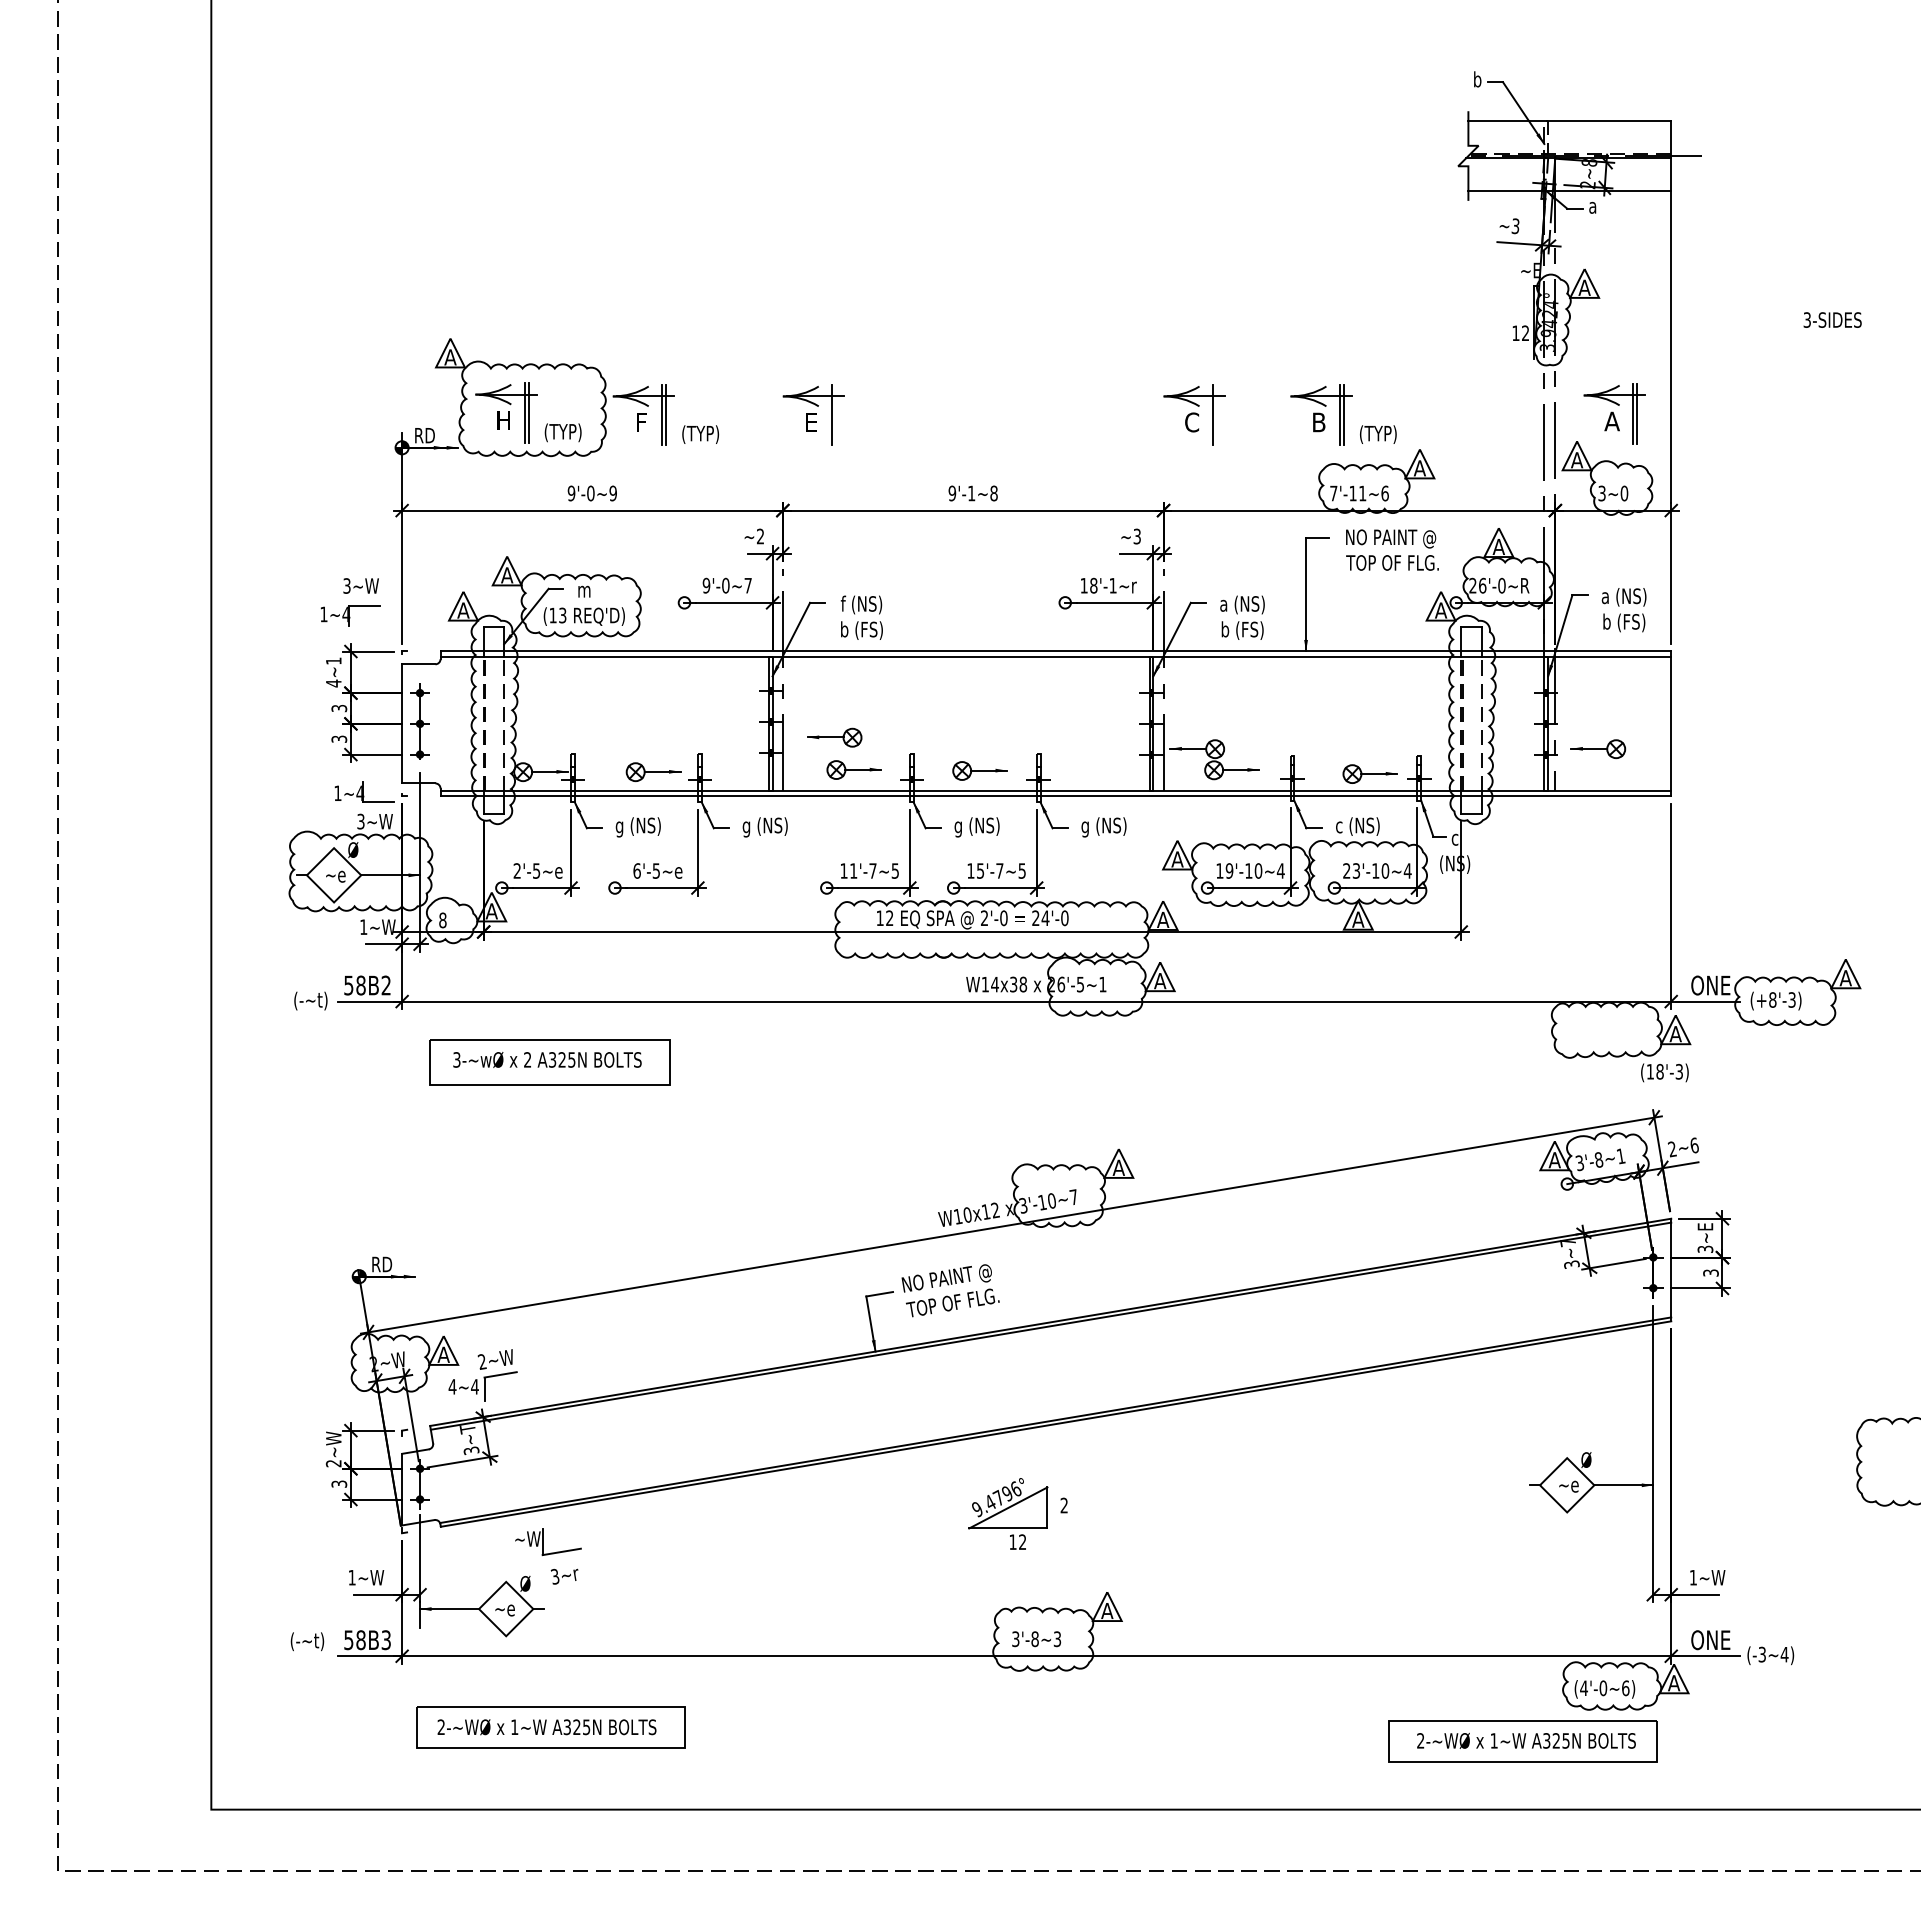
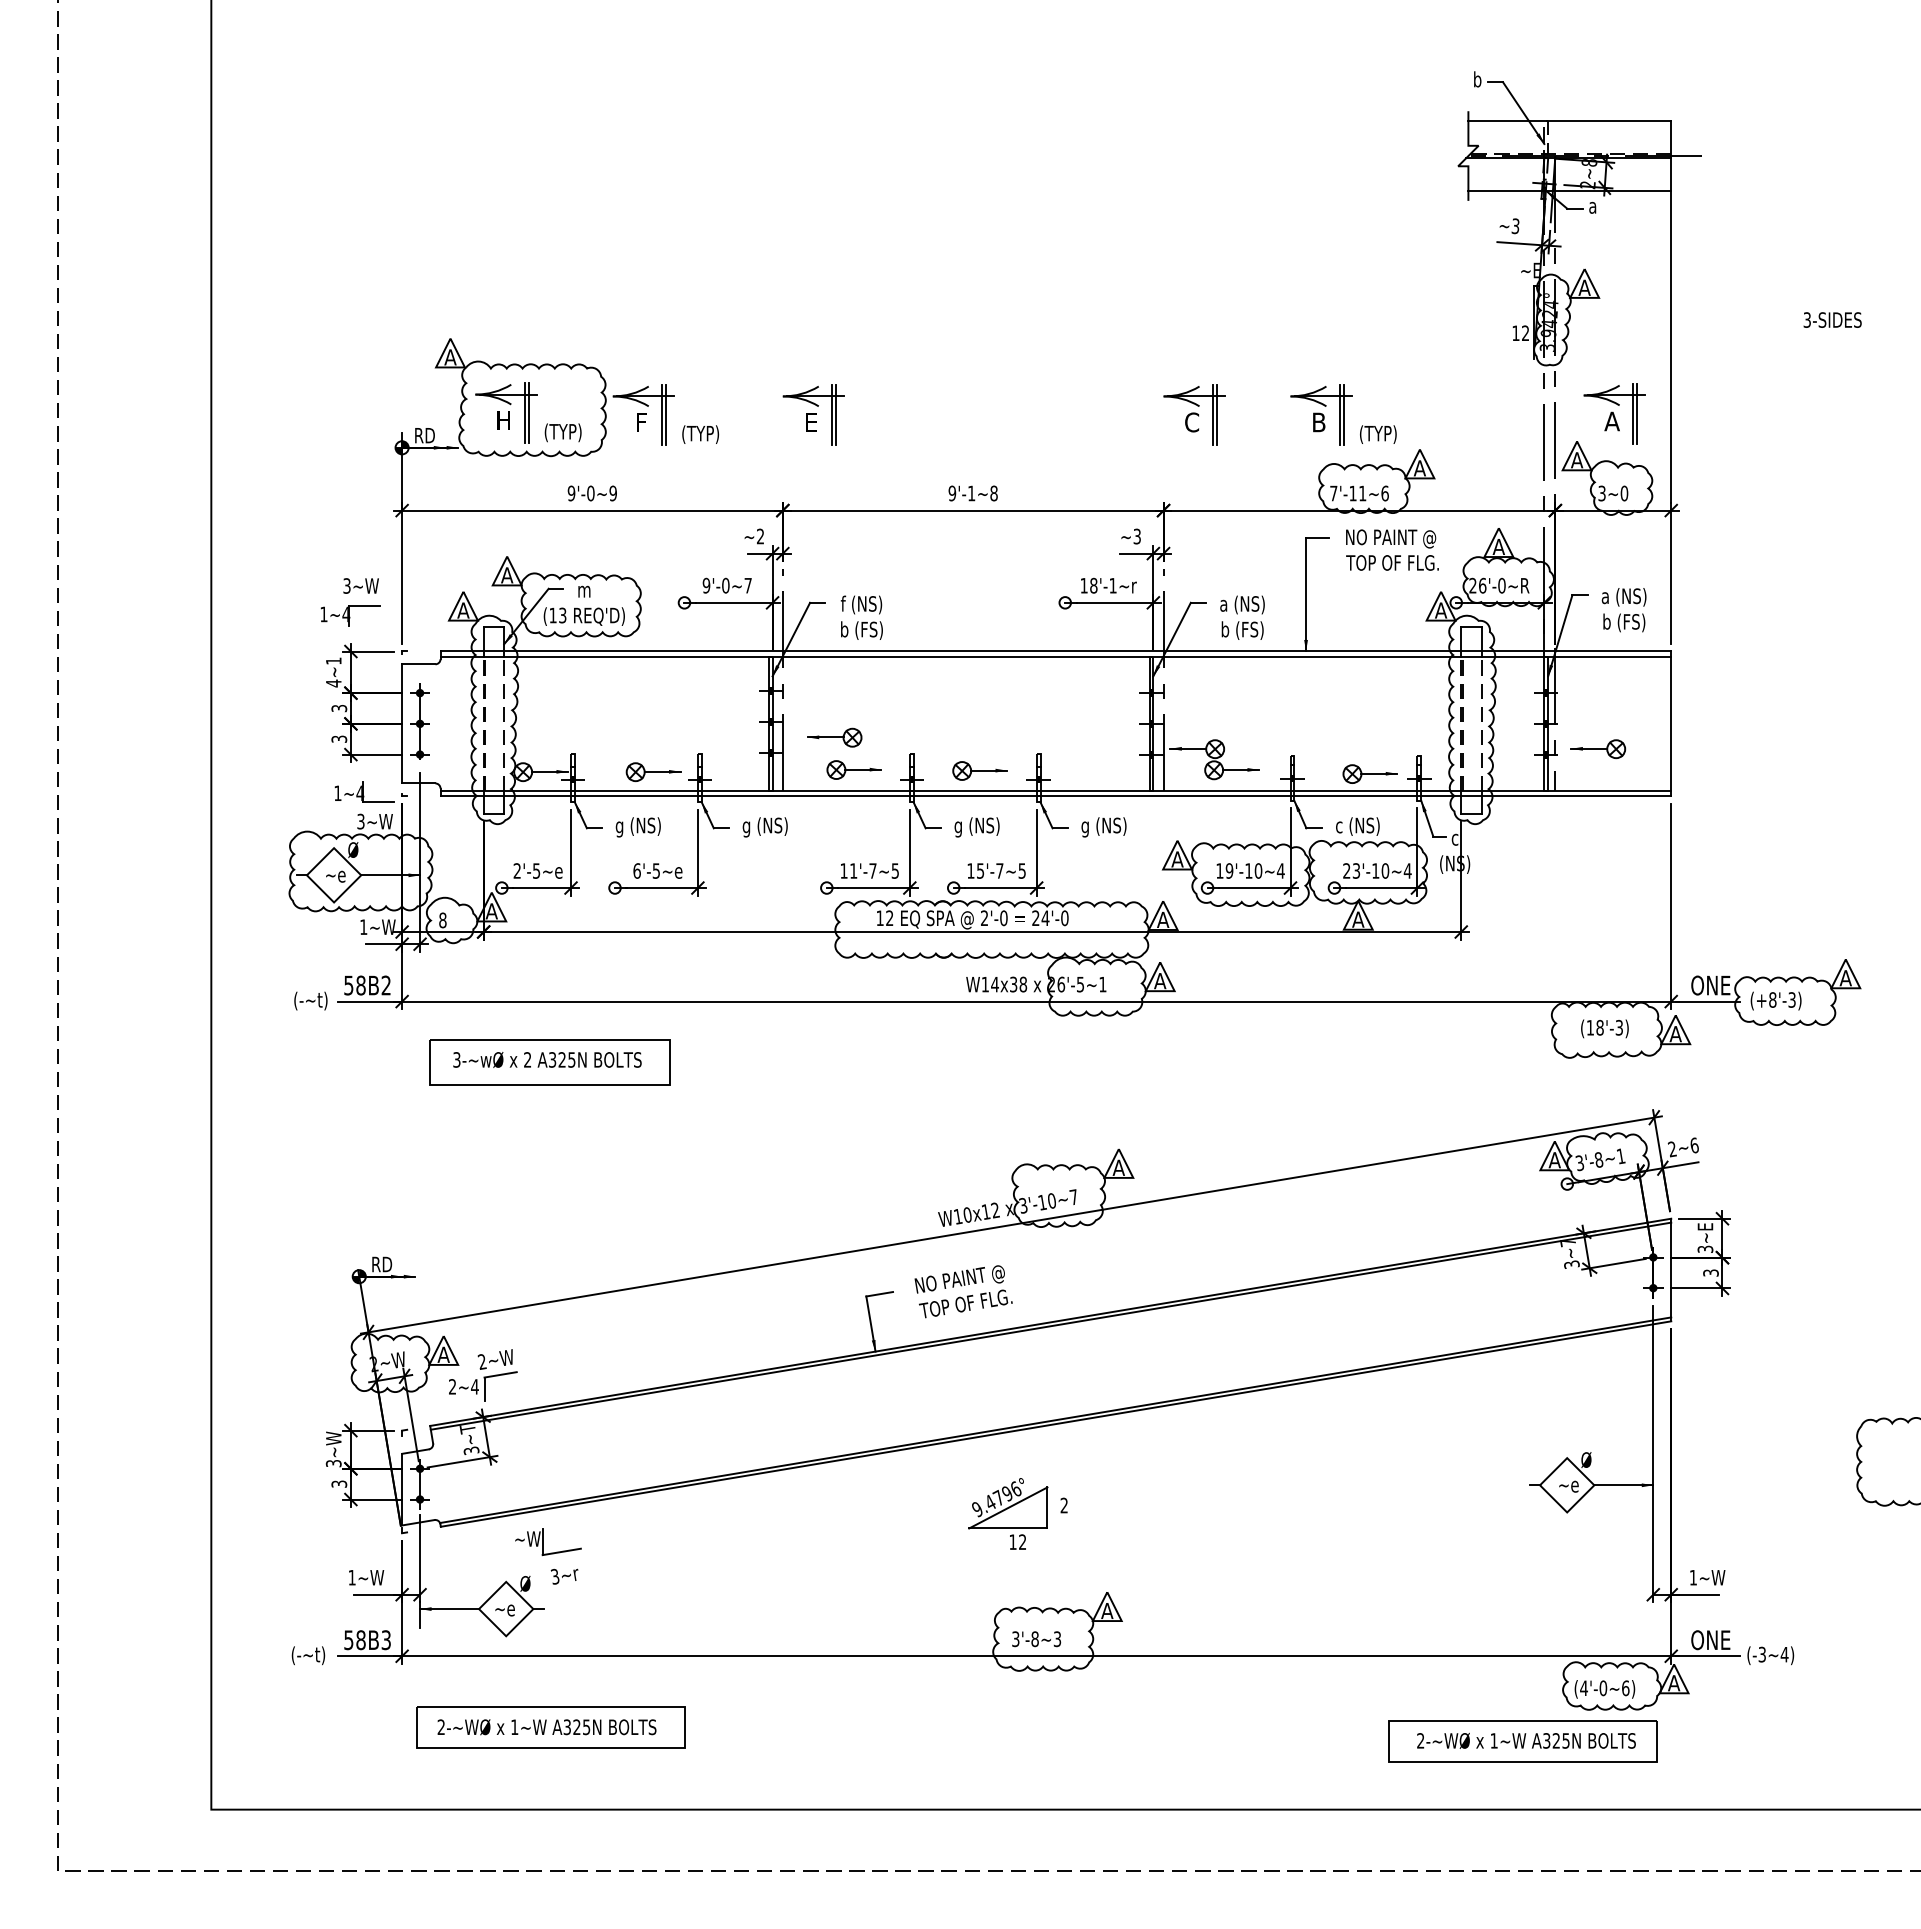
line: none -> present (835, 414)
line: none -> present (1216, 414)
text position: (1664, 1072) -> (1604, 1028) (1604, 1028)
text position: (950, 1290) -> (963, 1291) (963, 1291)
text: 4~4 -> 2~4 (452, 1386)
text: 2~W -> 3~W (333, 1463)
text position: (307, 1641) -> (308, 1655) (308, 1655)
